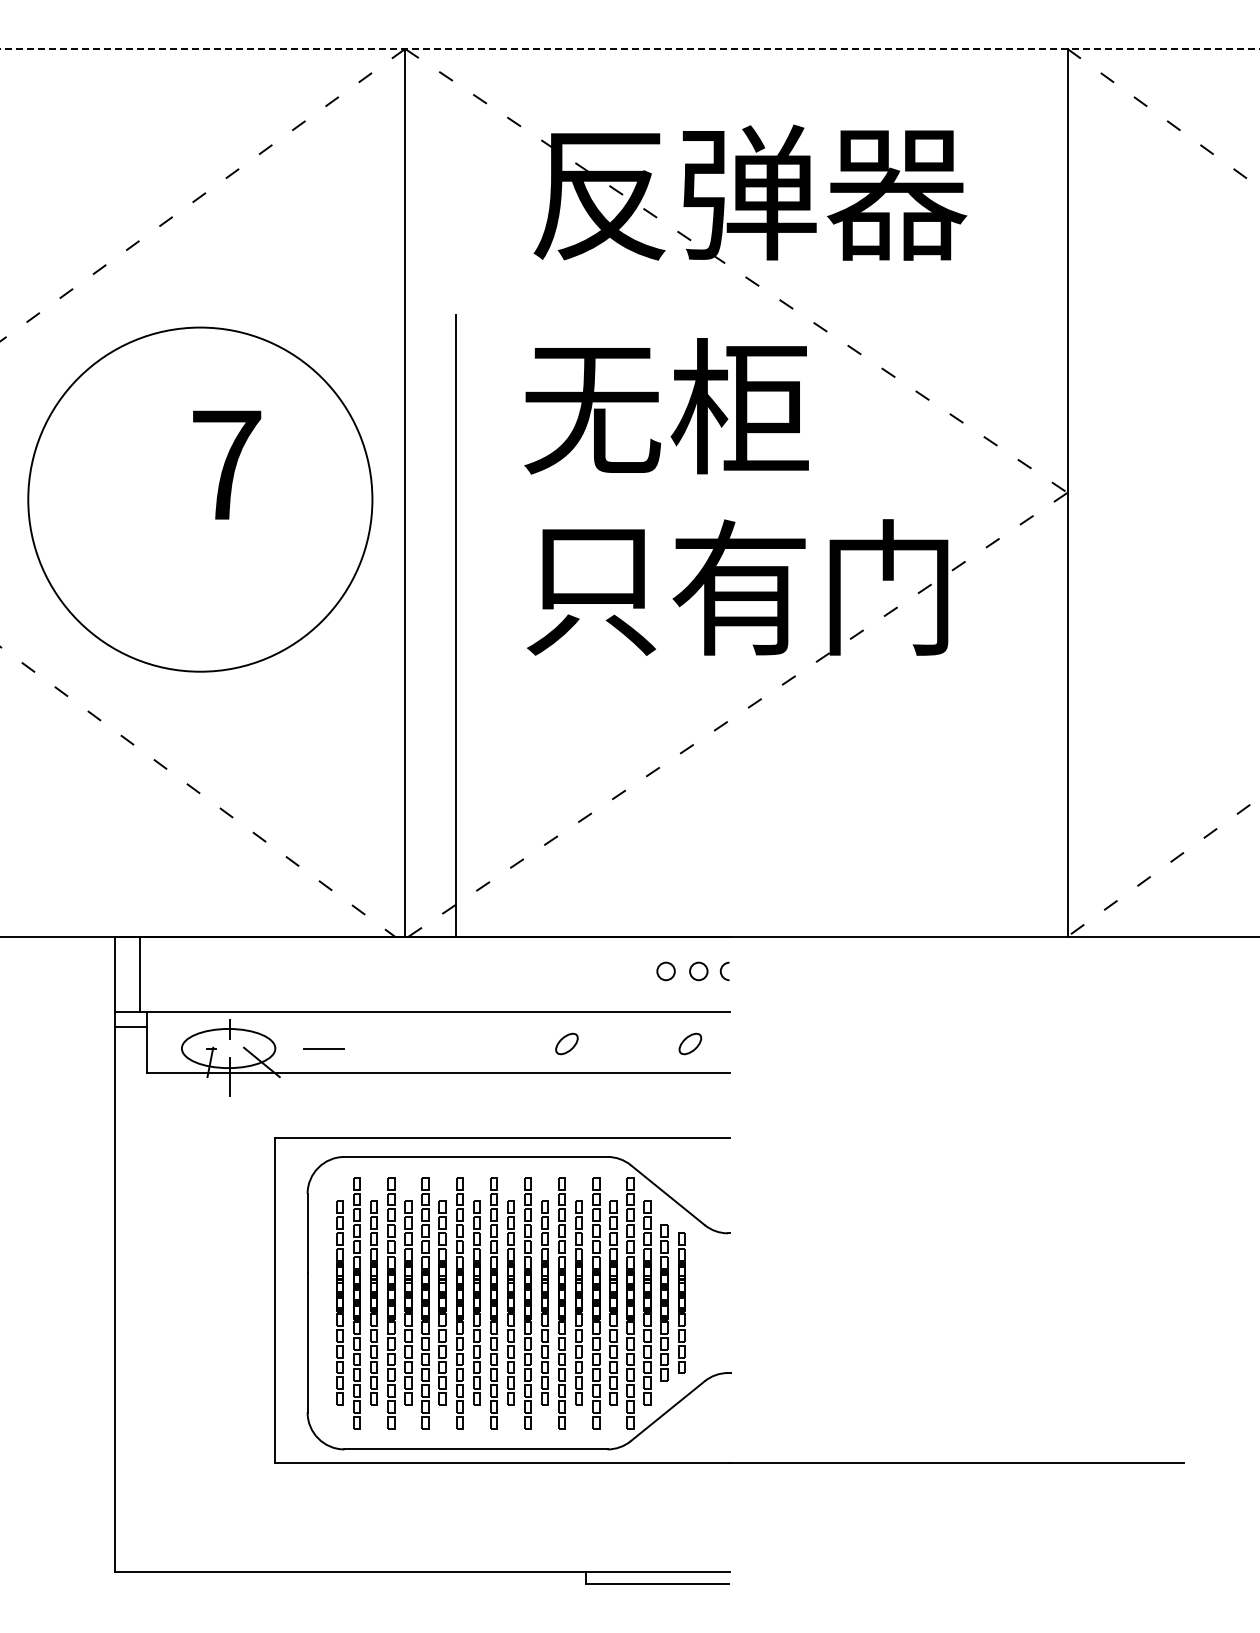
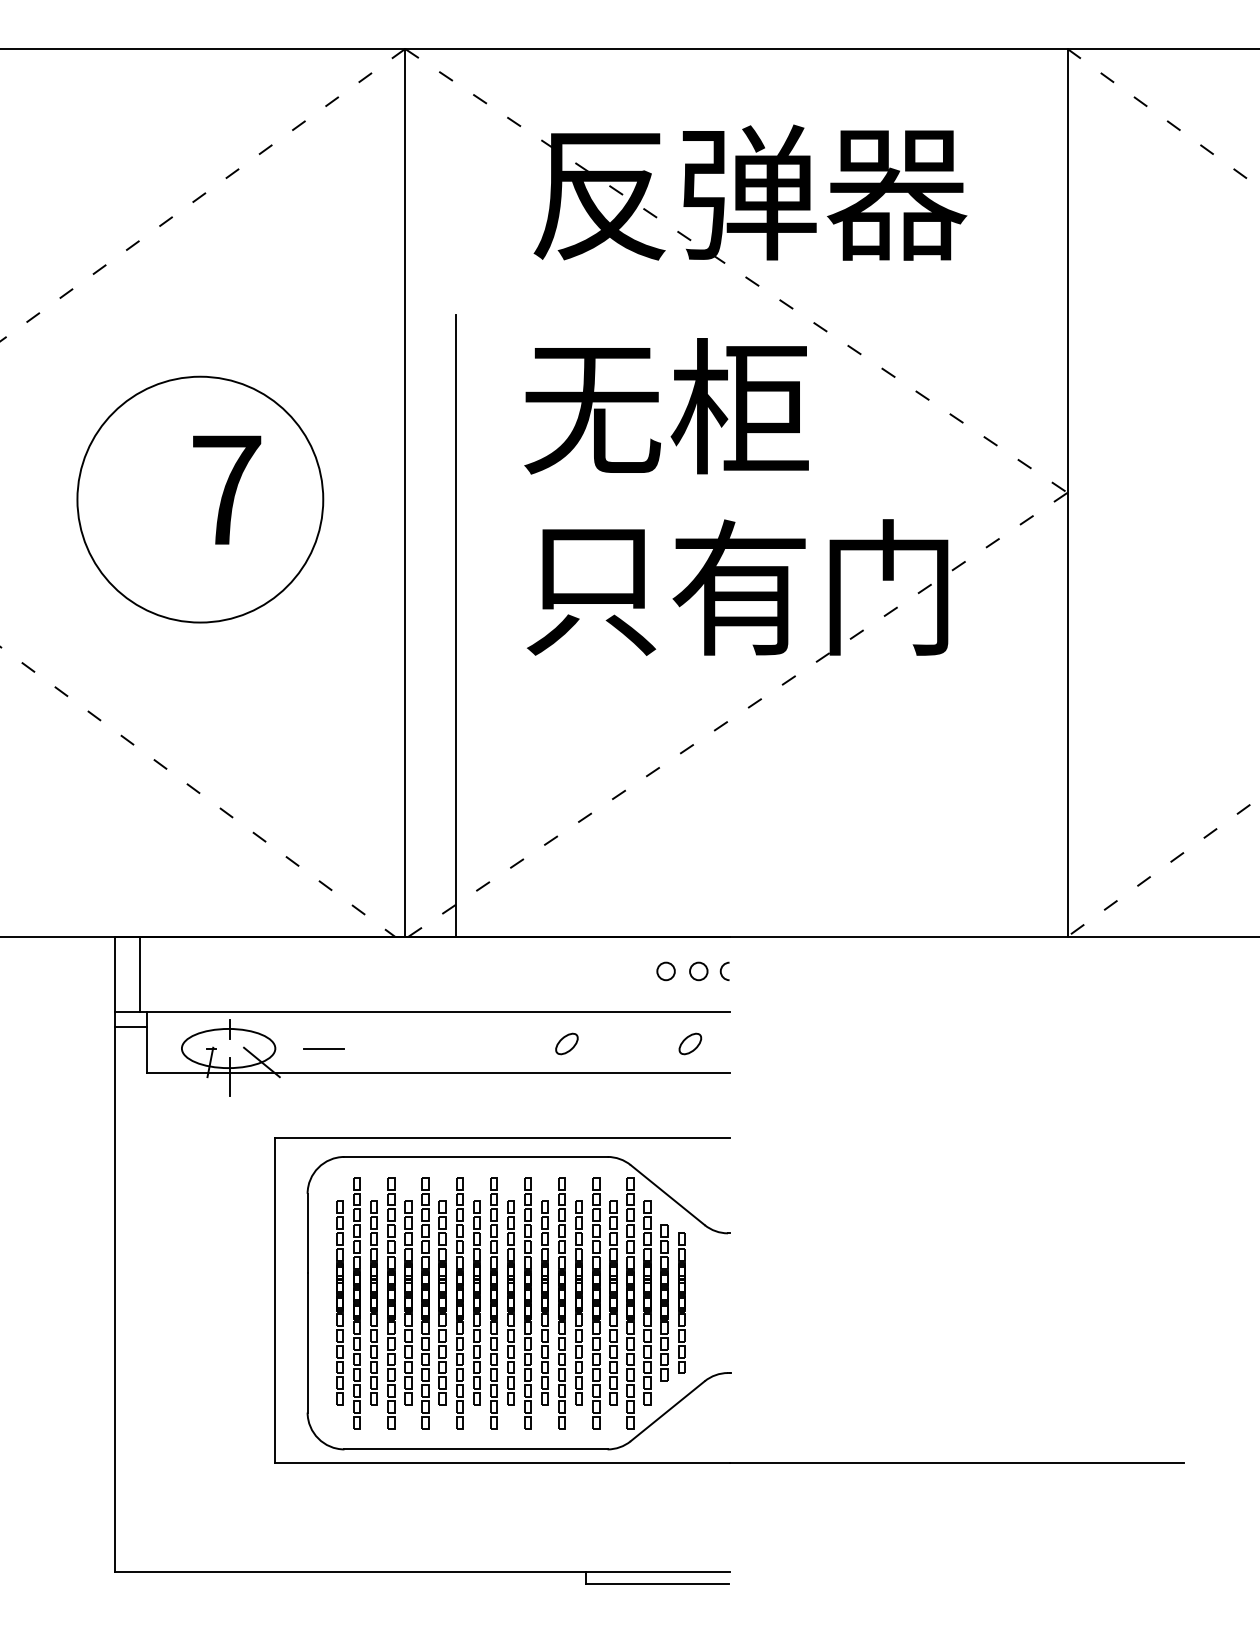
line: dashed -> solid (629, 48)
text position: (227, 464) -> (227, 489) (227, 489)
circle diameter: 344 px -> 246 px (200, 499)
